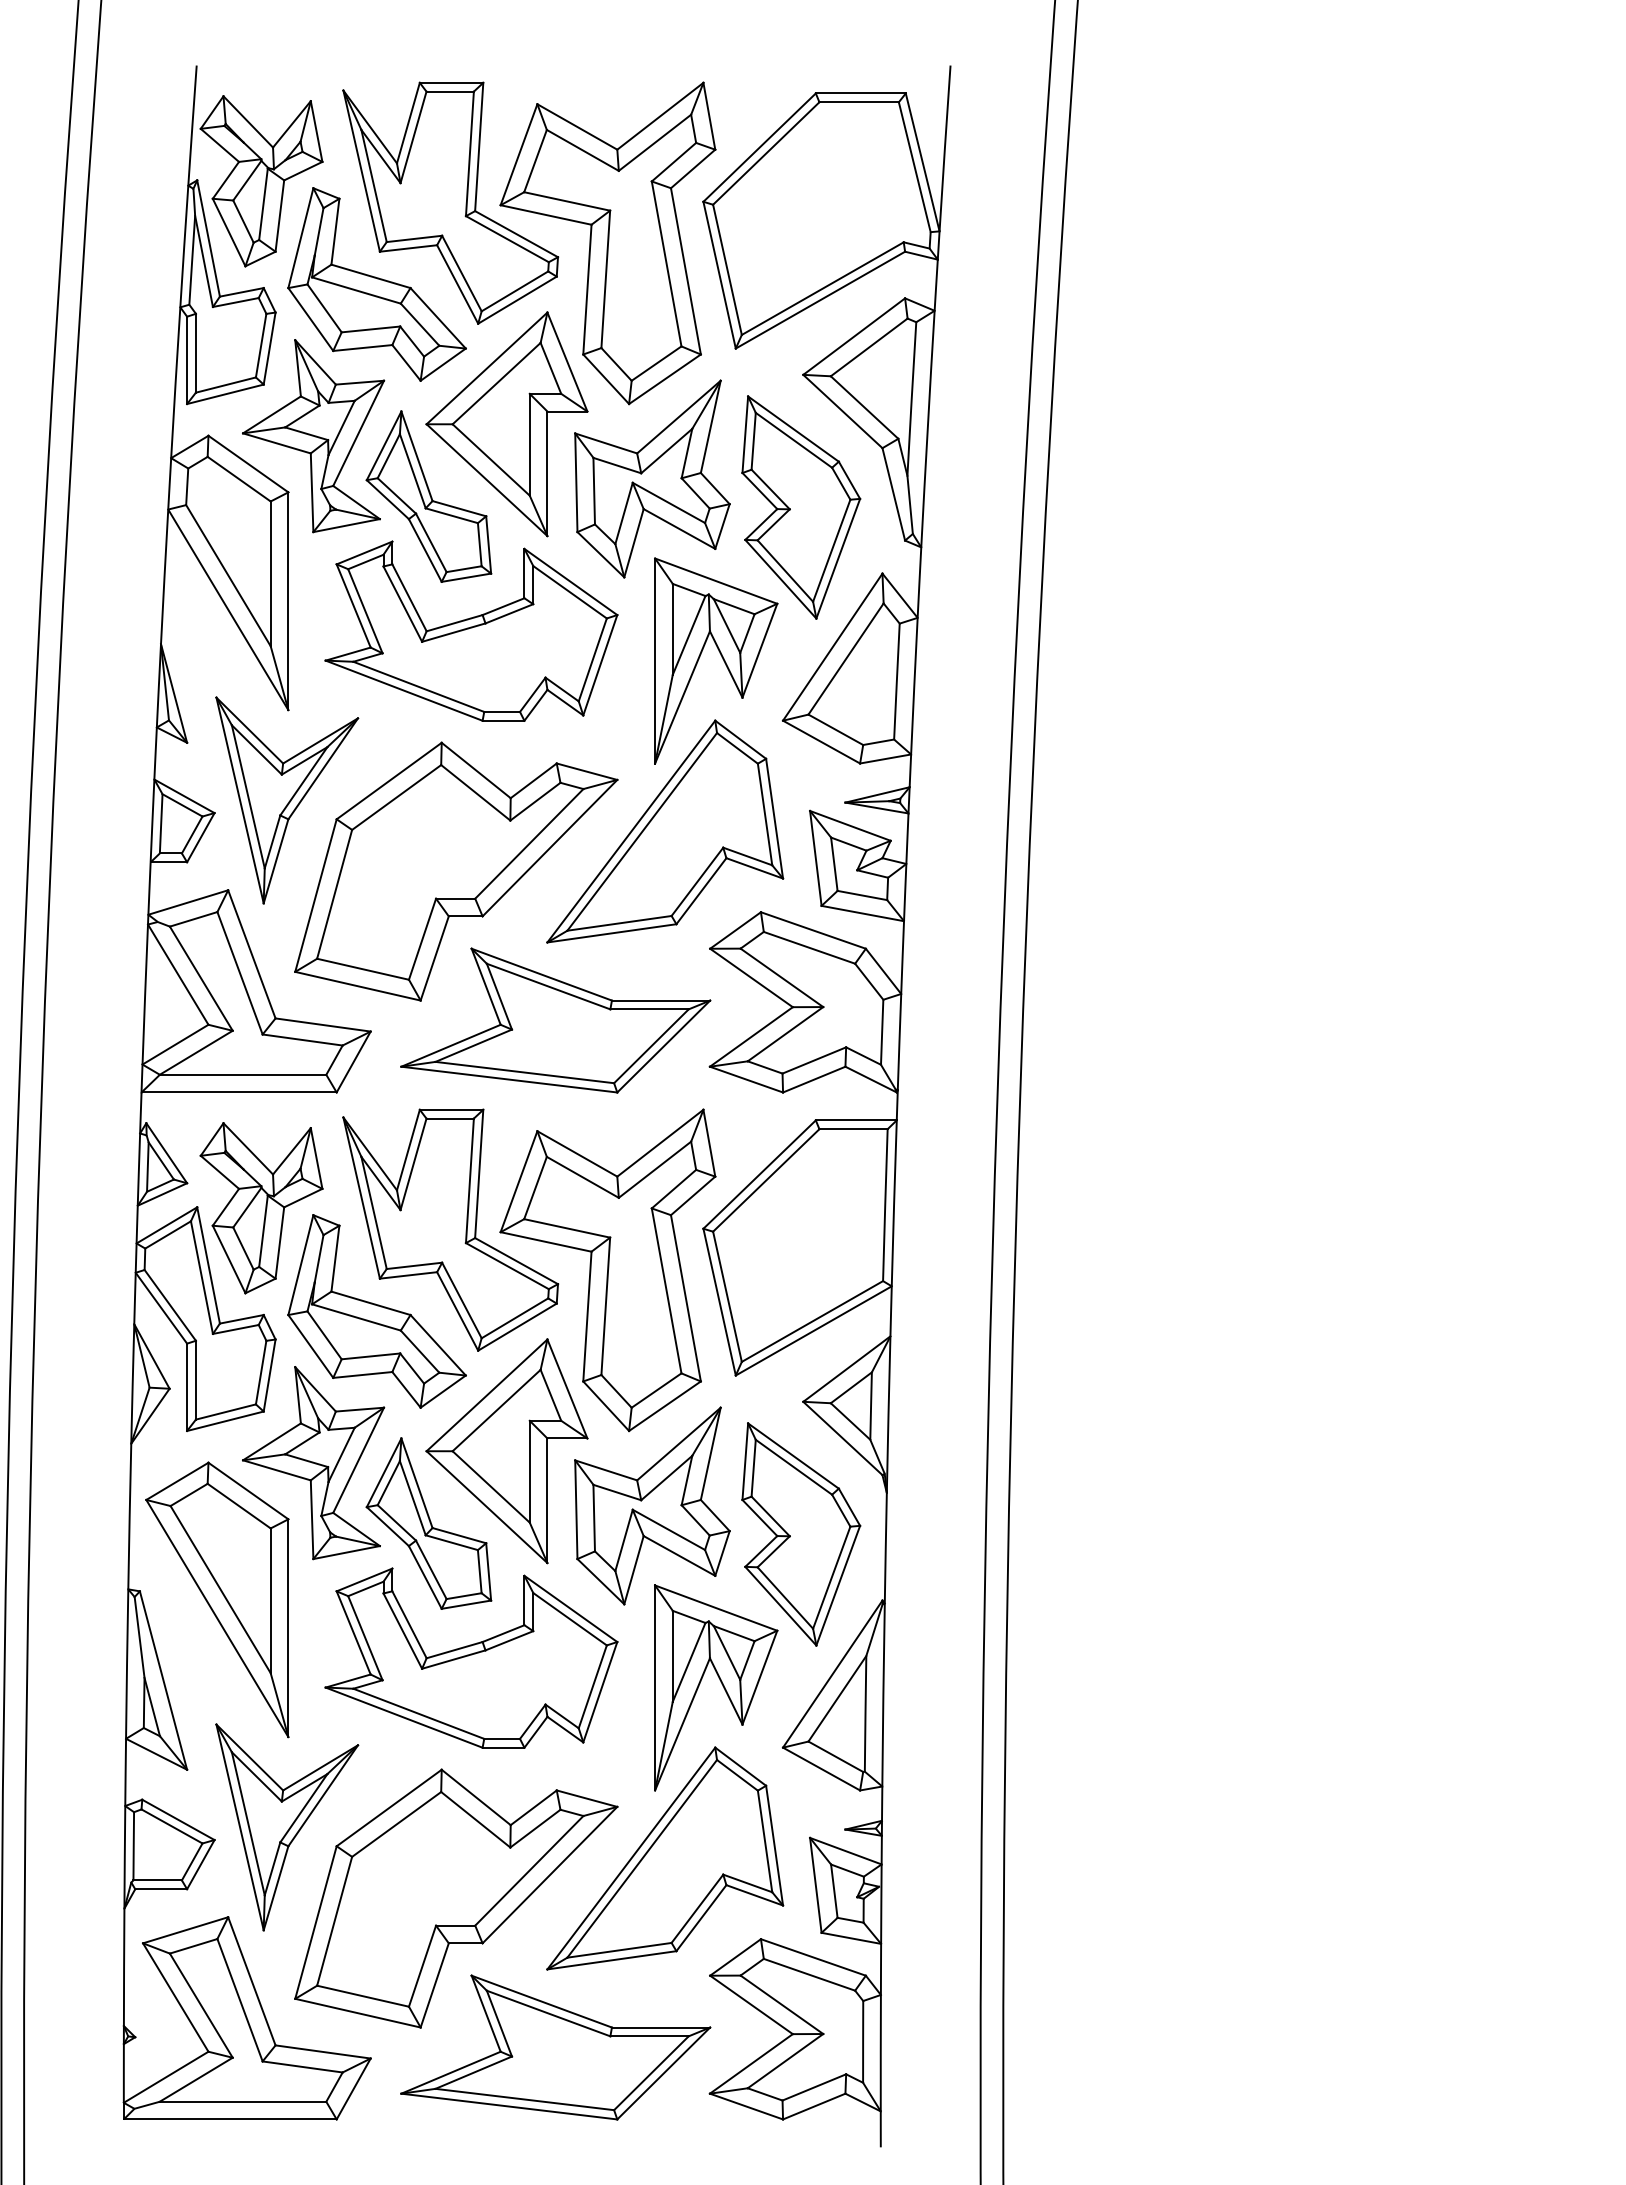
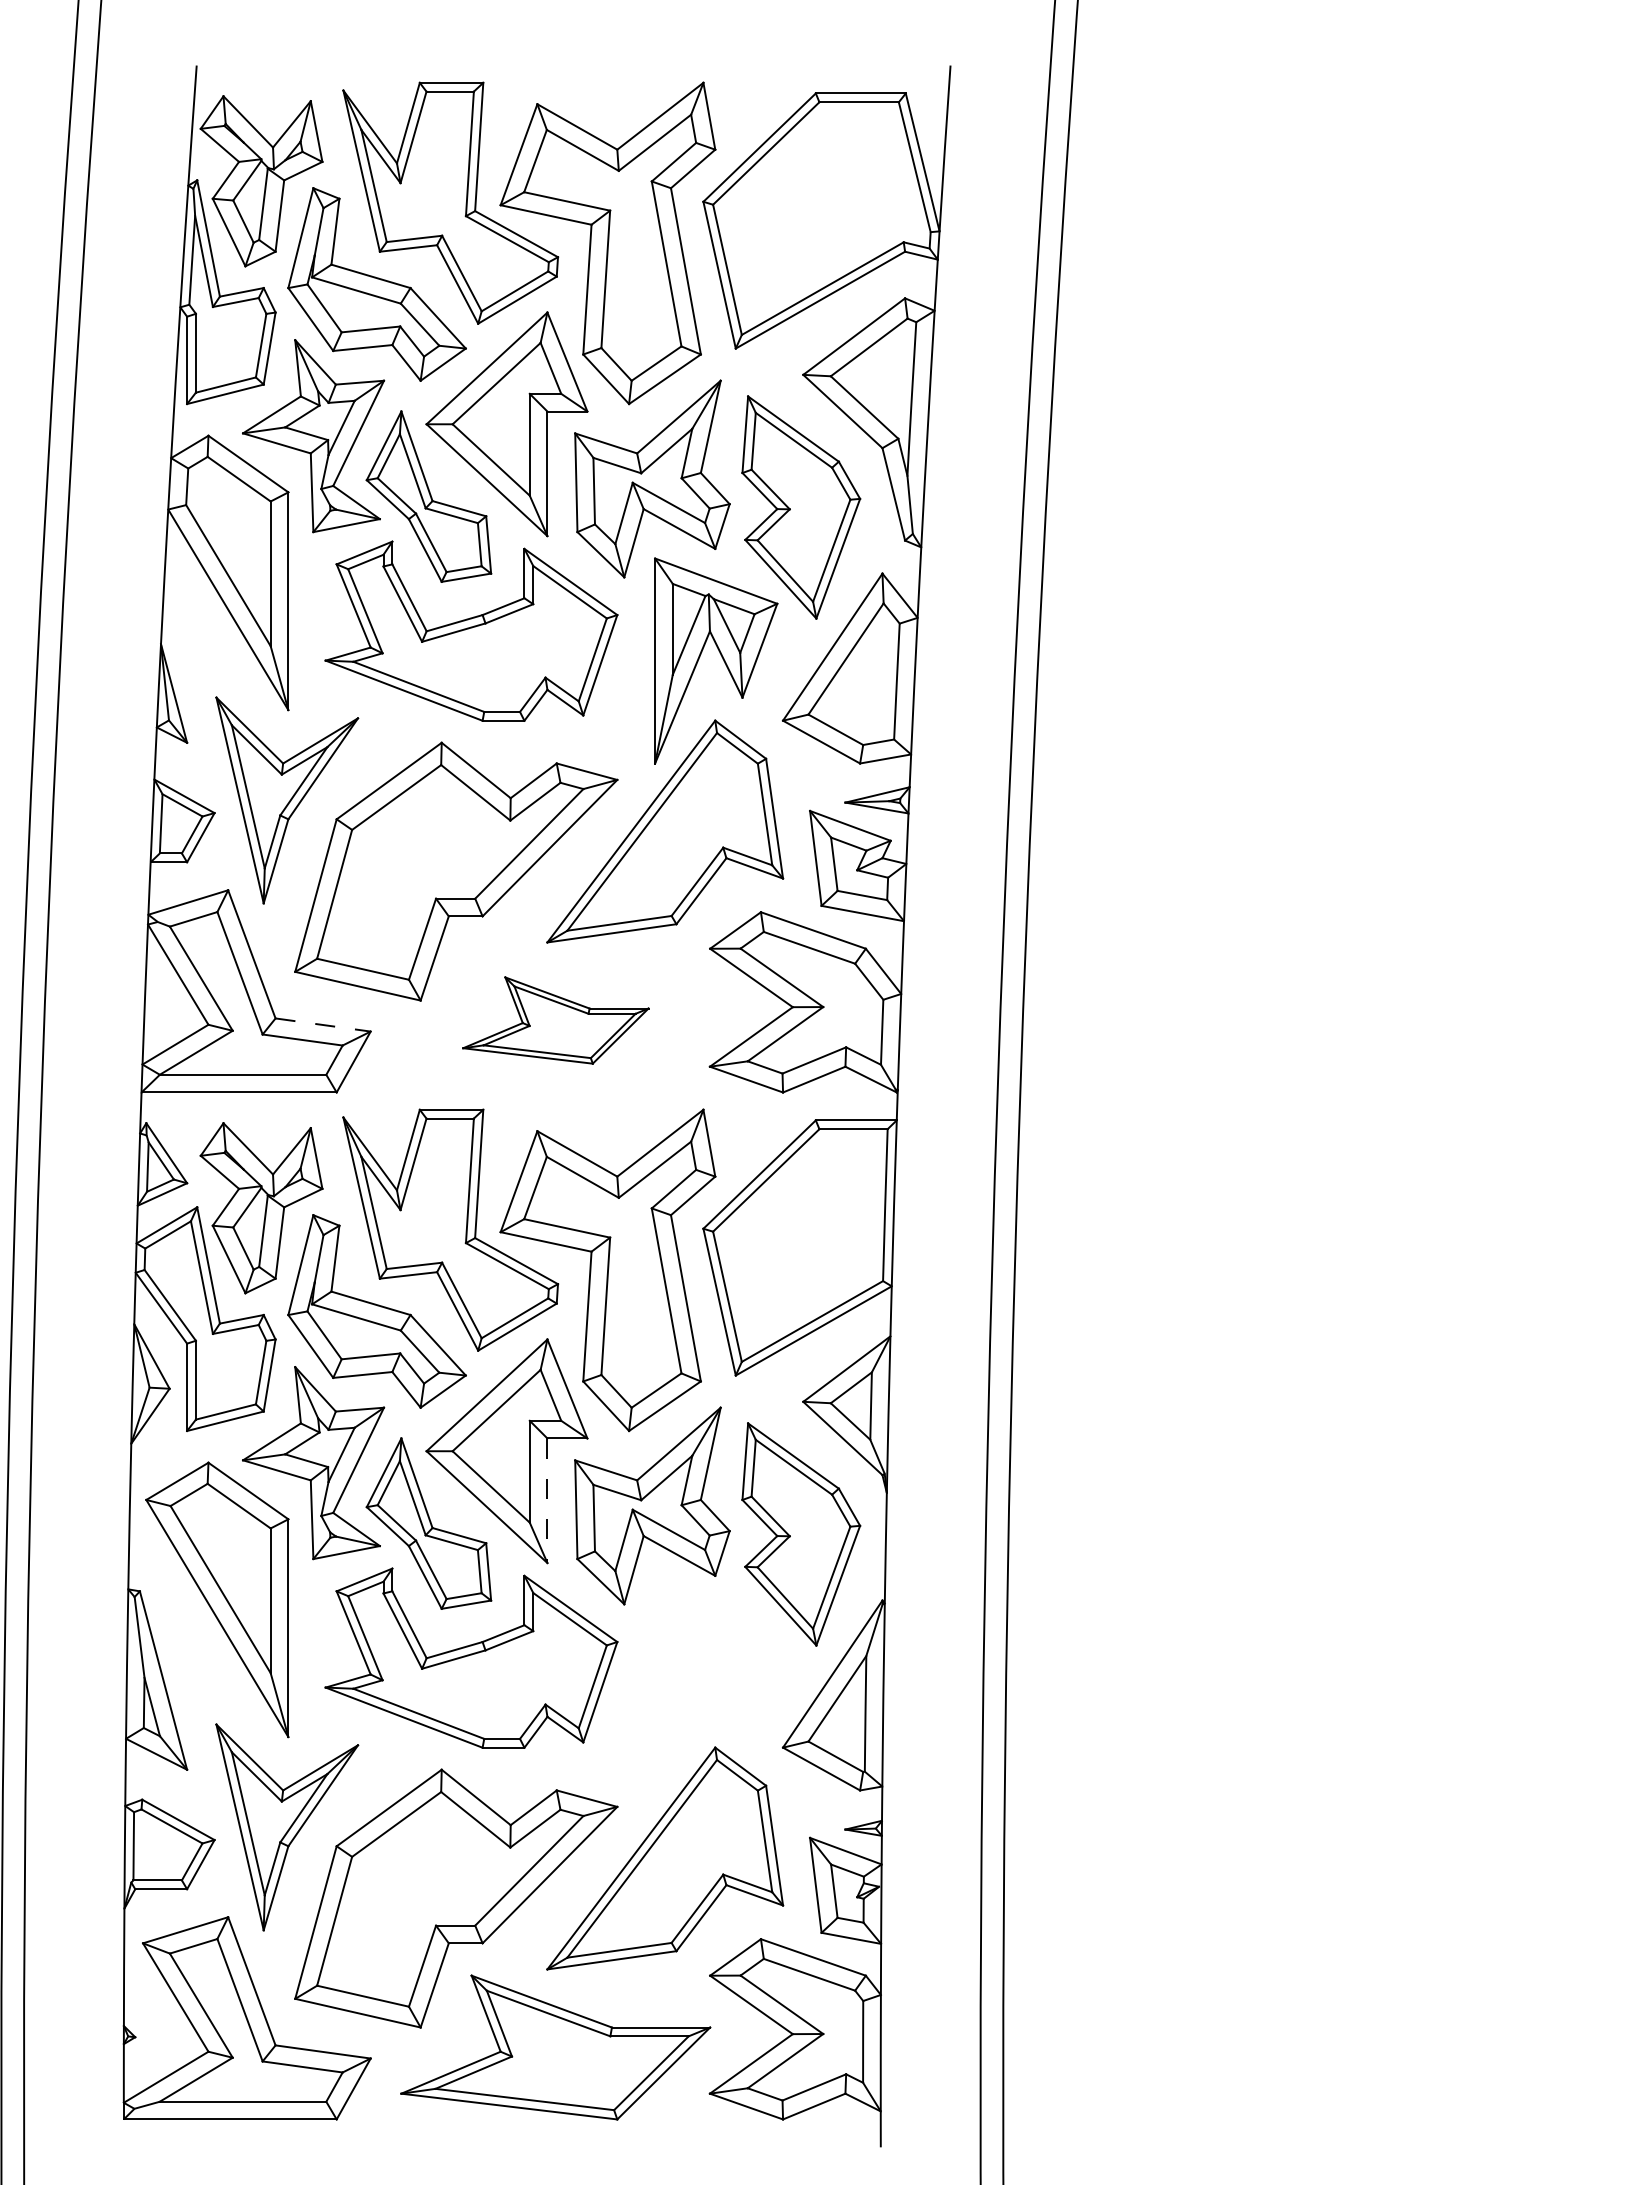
part size: 312x147 px -> 188x89 px (555, 1020)
line: solid -> dashed (323, 1025)
line: solid -> dashed (547, 1501)
part: present -> none (716, 1687)
